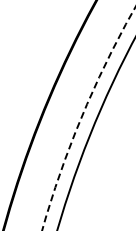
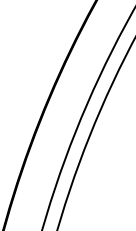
arc: dashed -> solid (82, 115)
